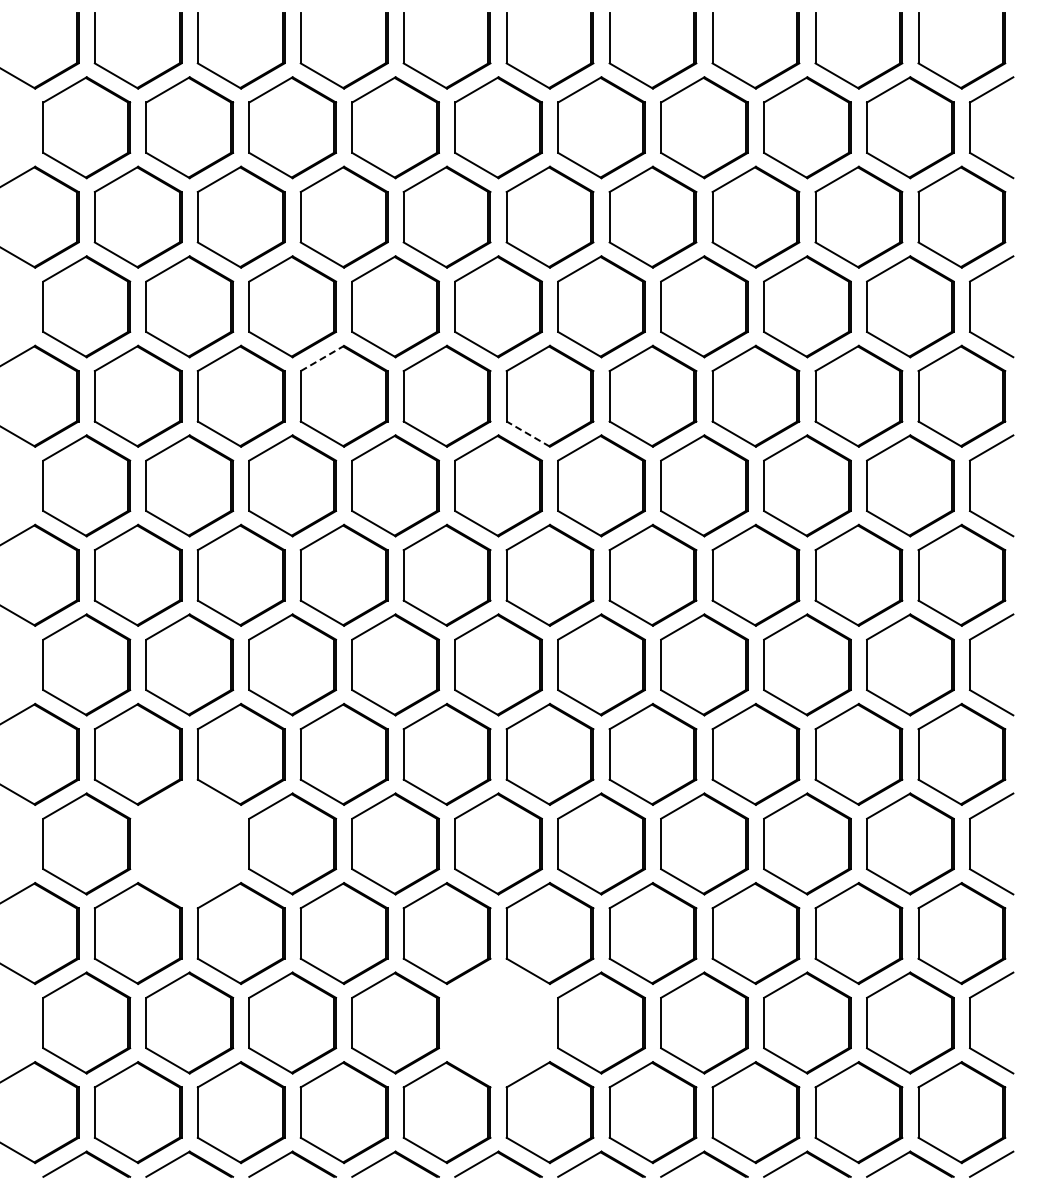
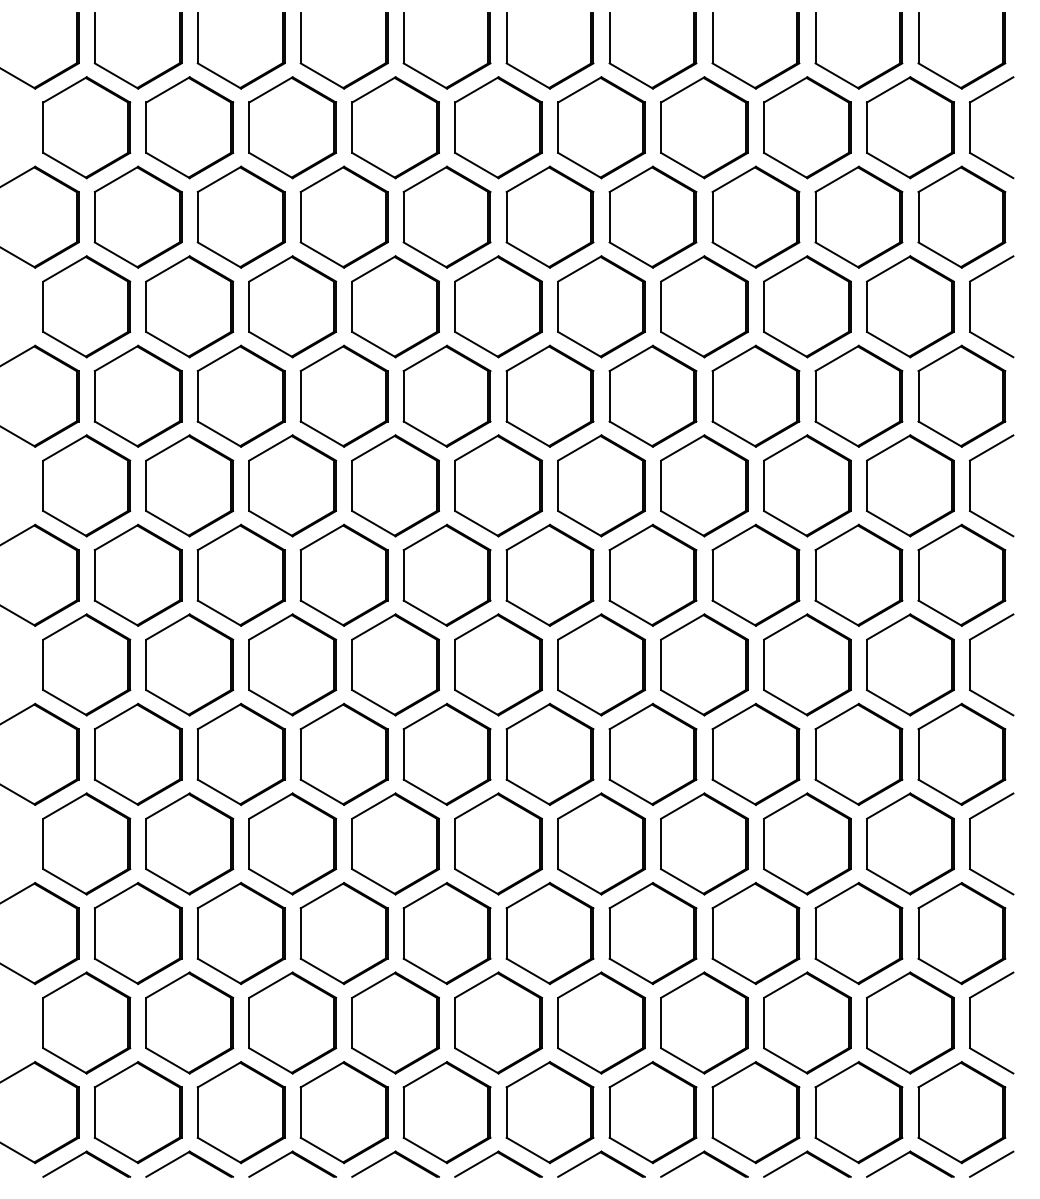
line: dashed -> solid (322, 358)
line: dashed -> solid (527, 433)
part: none -> present (189, 843)
part: none -> present (498, 1022)
